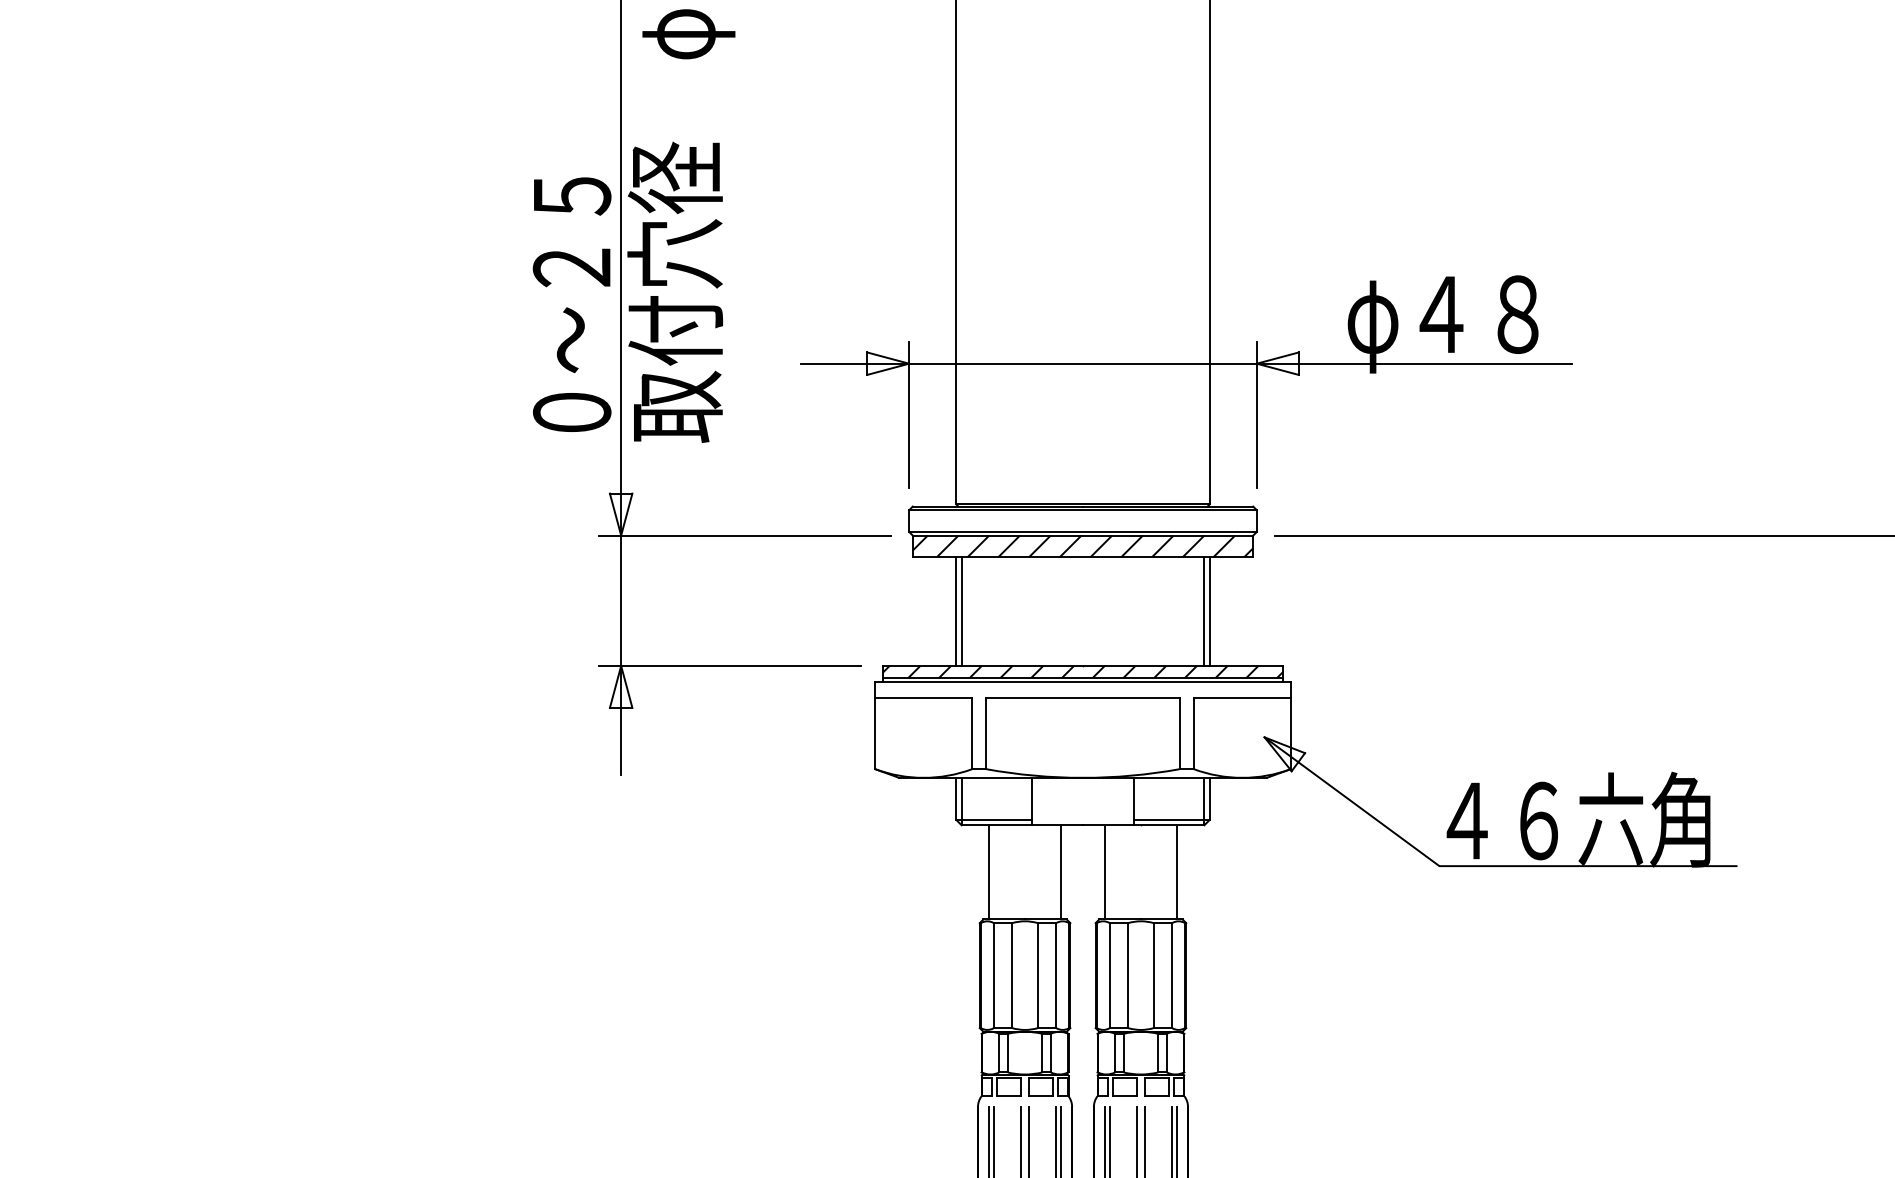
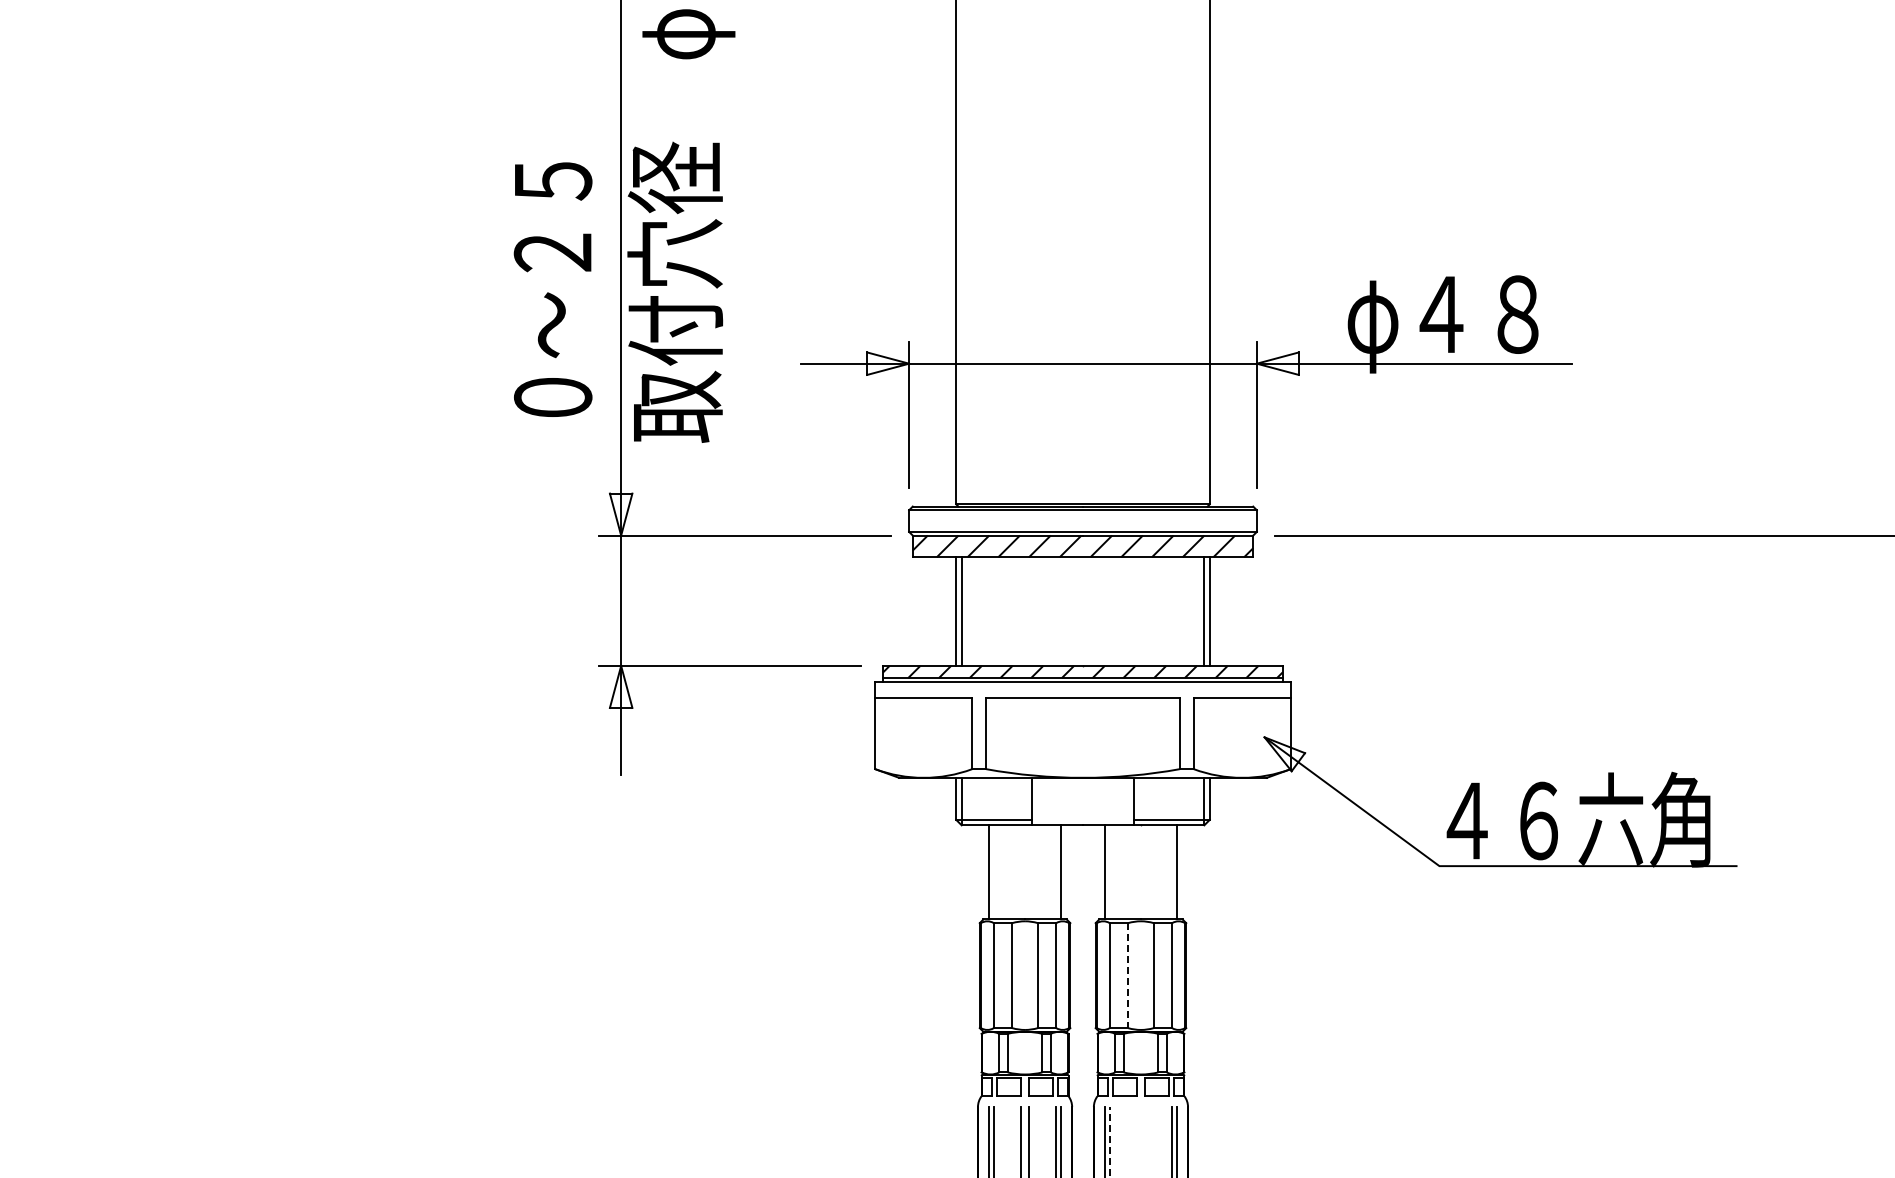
text position: (571, 304) -> (552, 289) (552, 289)
line: solid -> dashed (1128, 975)
line: present -> none (1137, 1140)
line: present -> none (1144, 1140)
line: solid -> dashed (1110, 1141)
